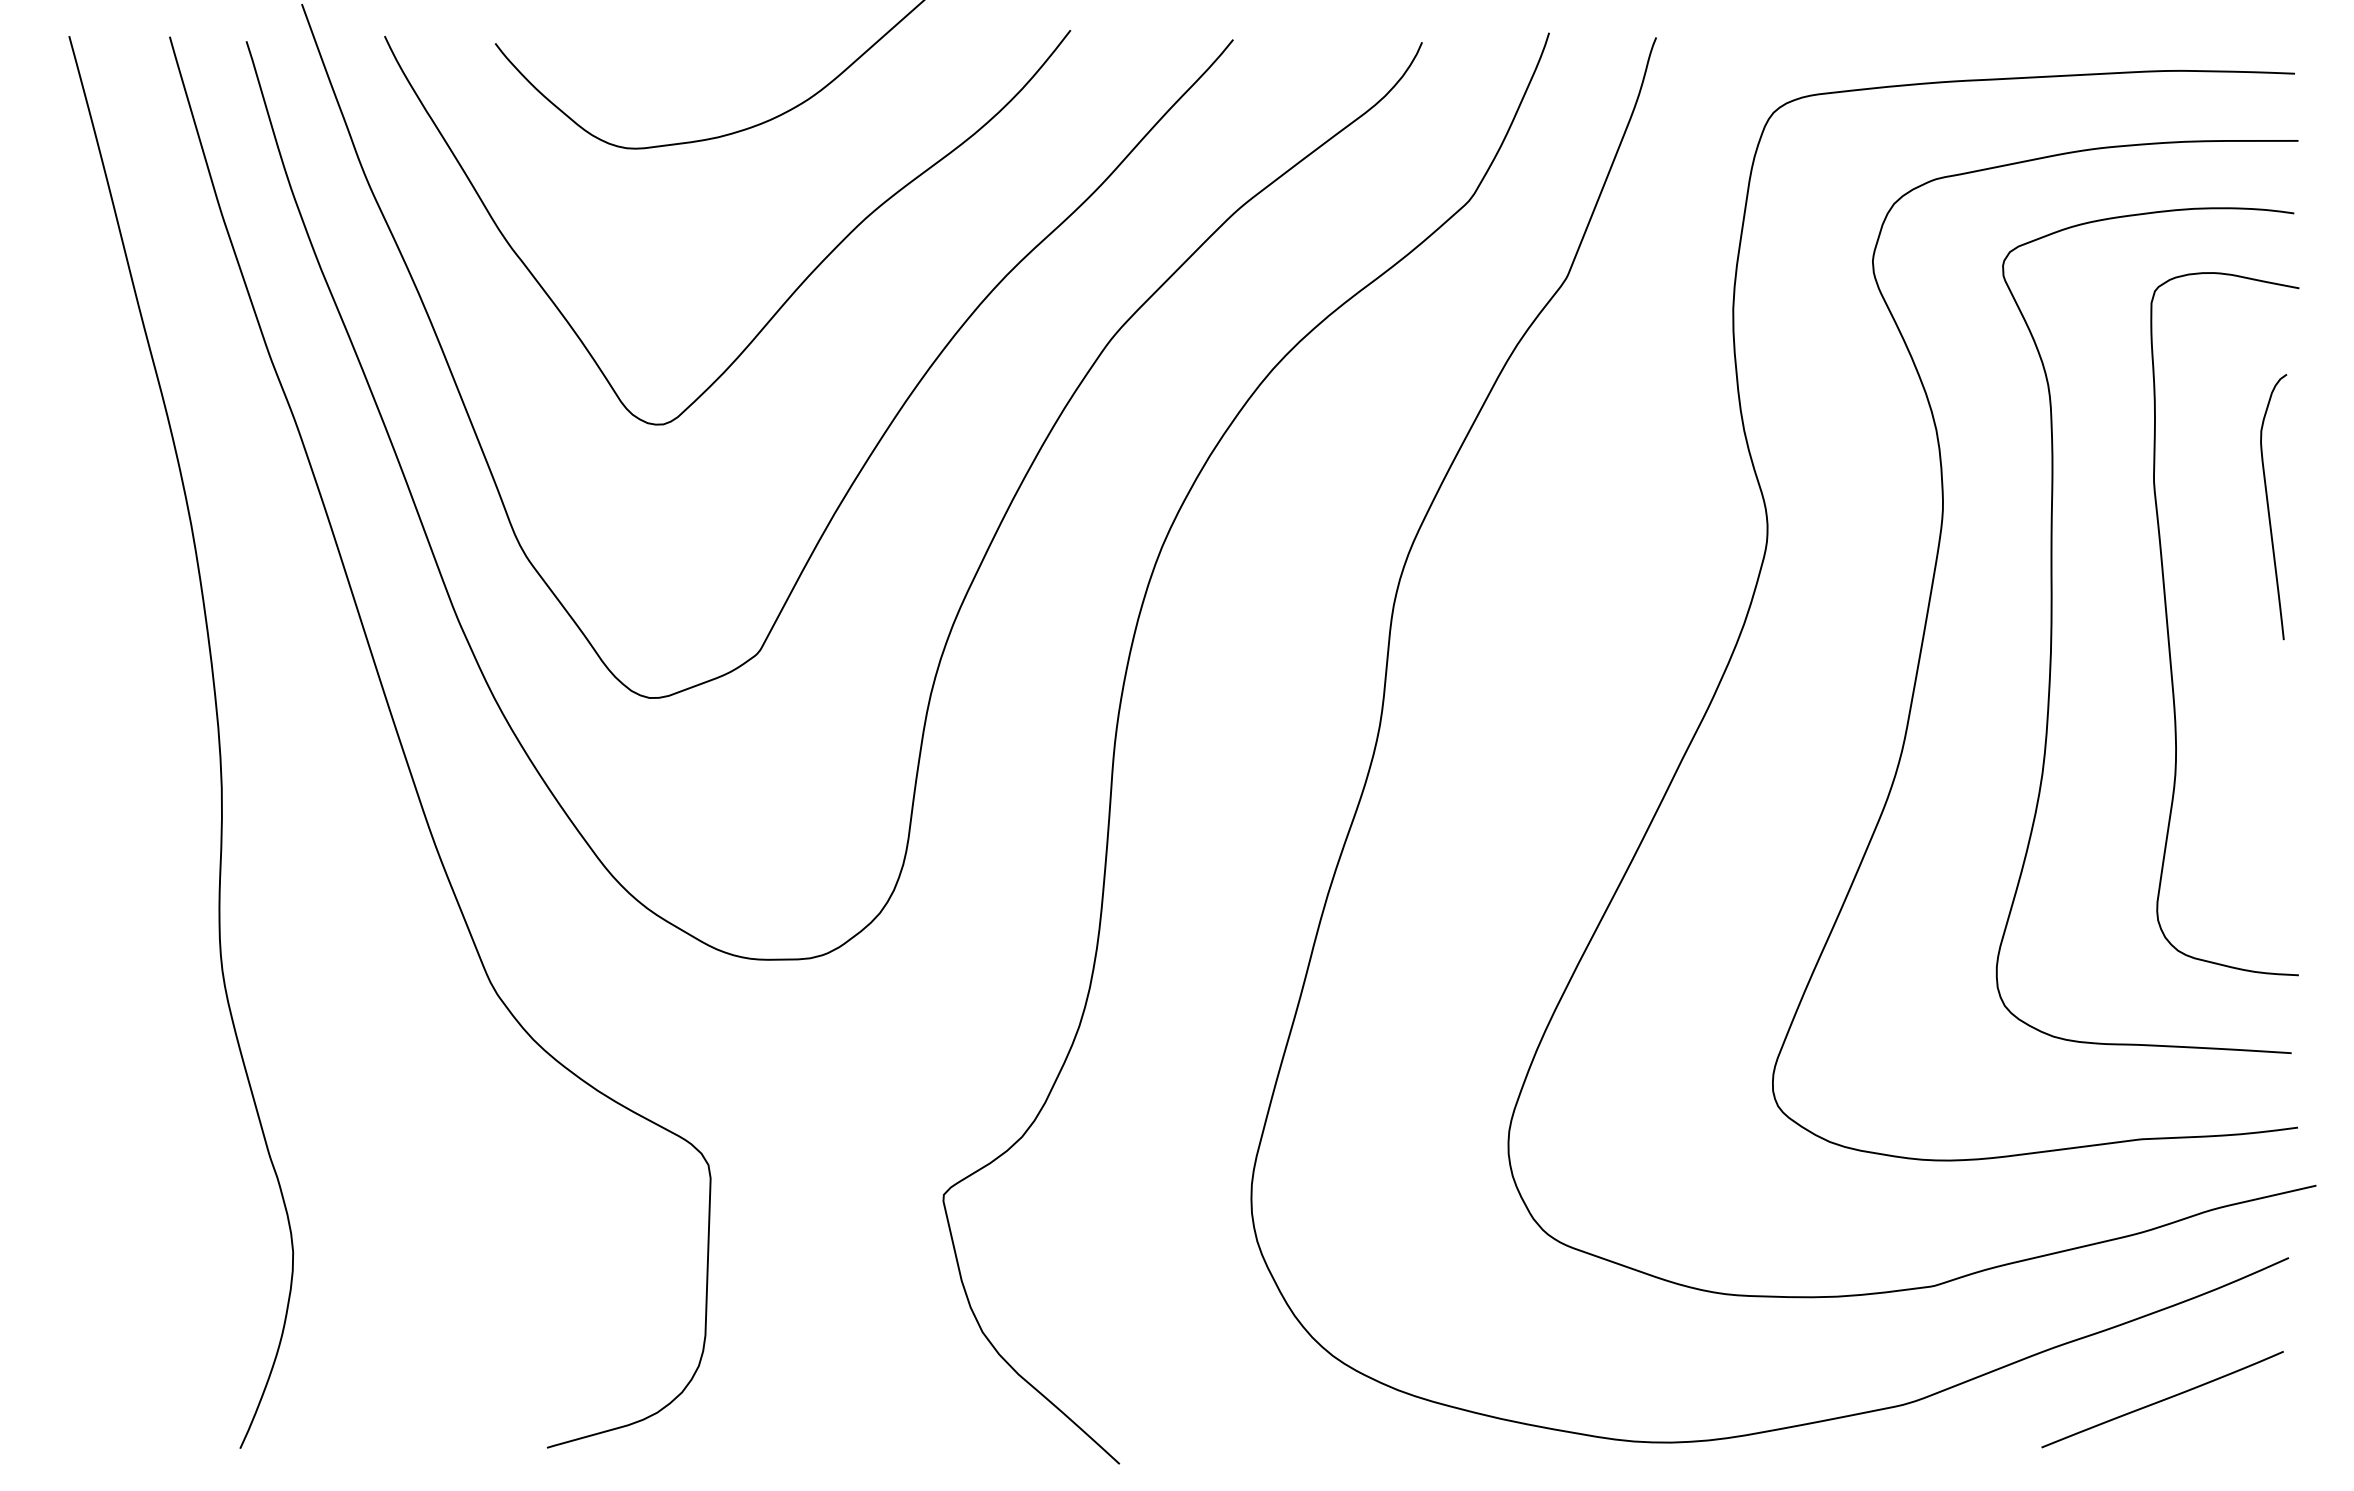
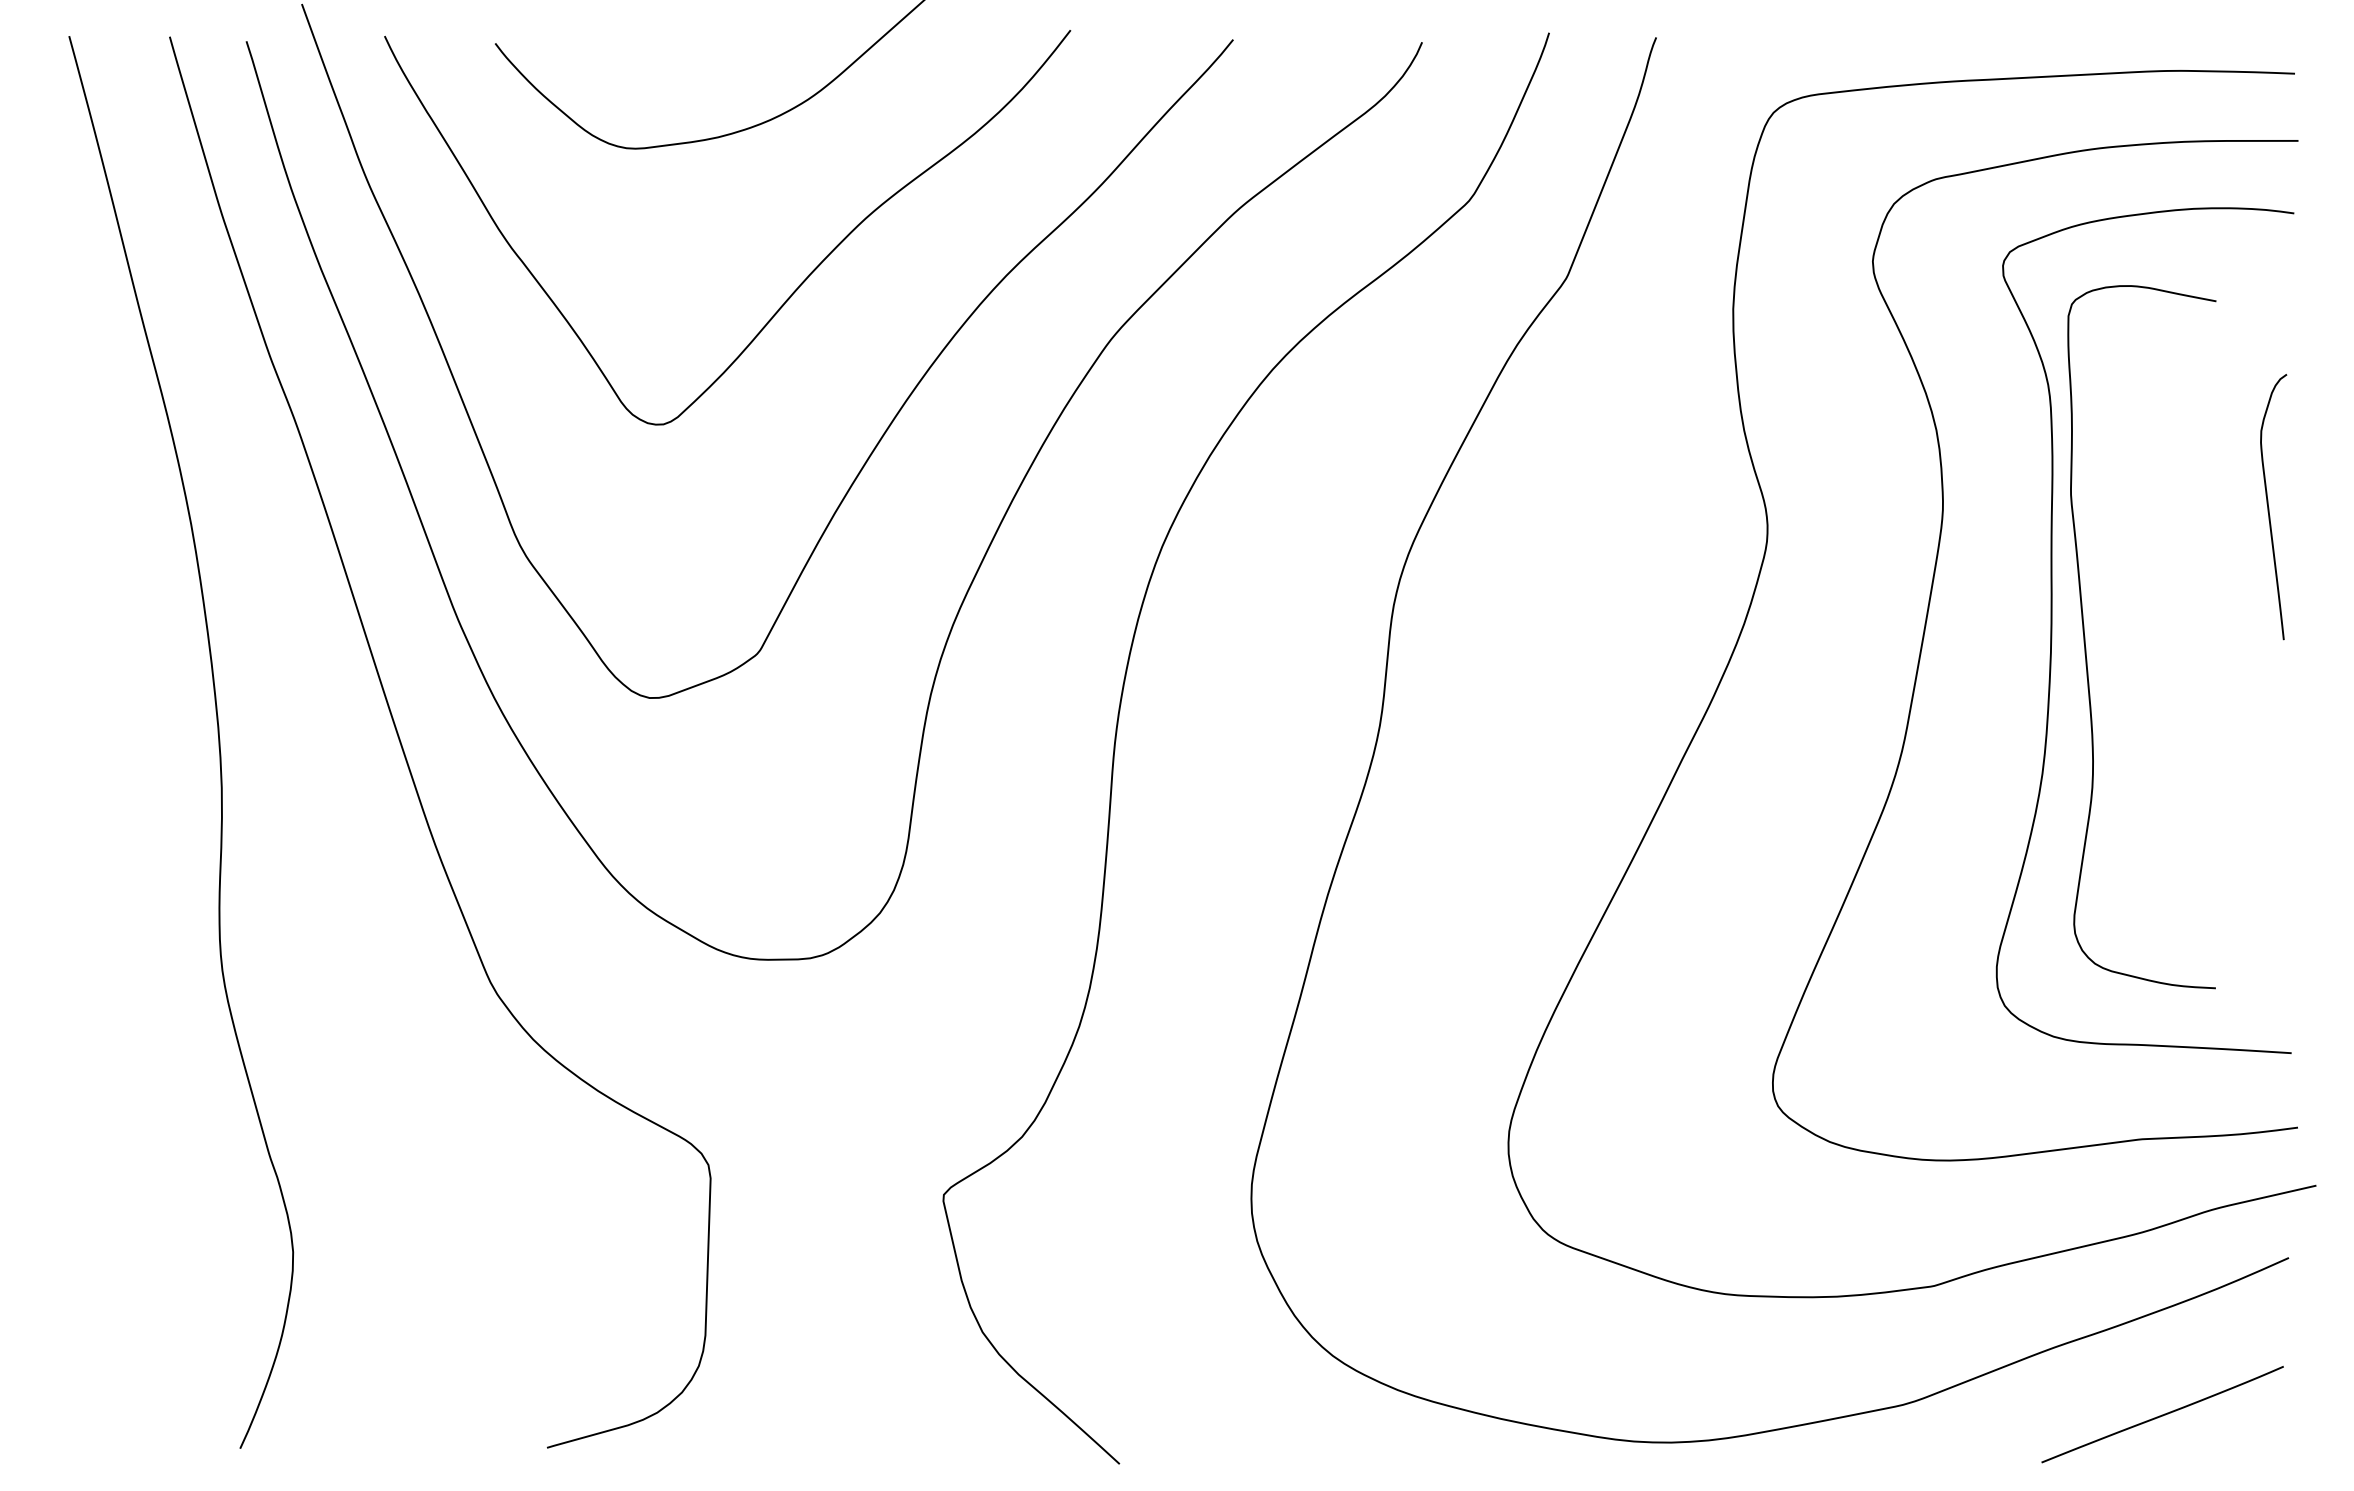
curve position: (2169, 634) -> (2086, 647) (2086, 647)
curve position: (2162, 1399) -> (2162, 1414) (2162, 1414)
